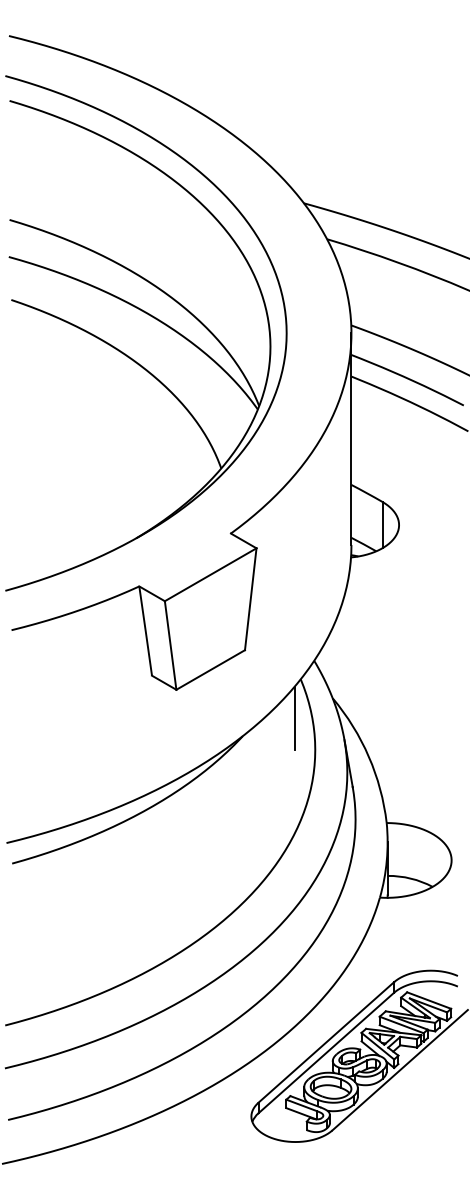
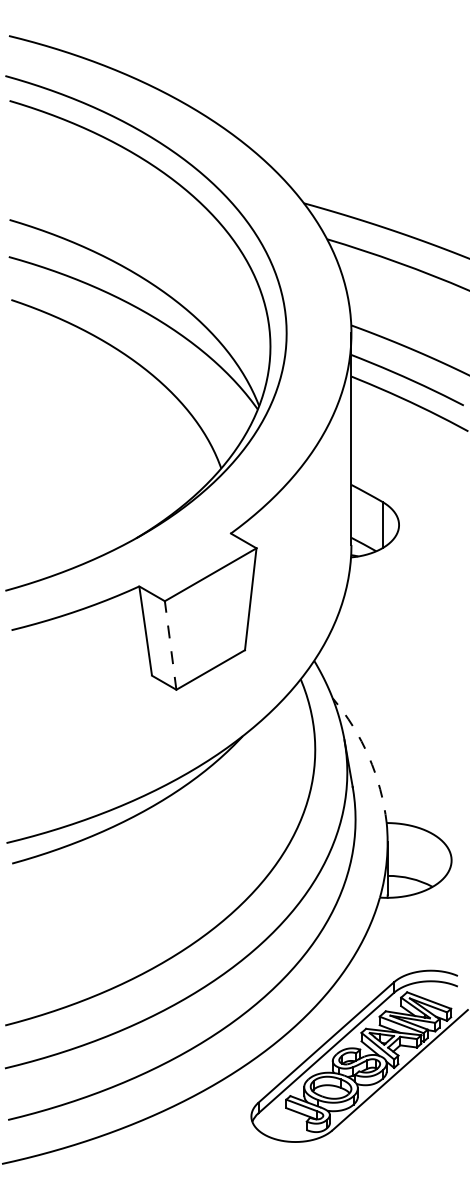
line: solid -> dashed (170, 645)
line: present -> none (294, 717)
arc: solid -> dashed (368, 756)
